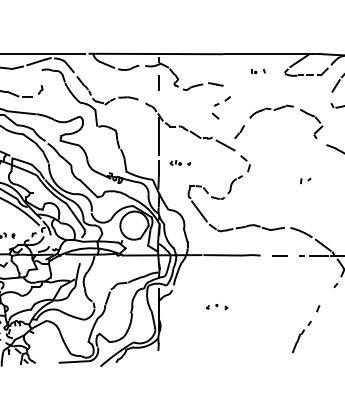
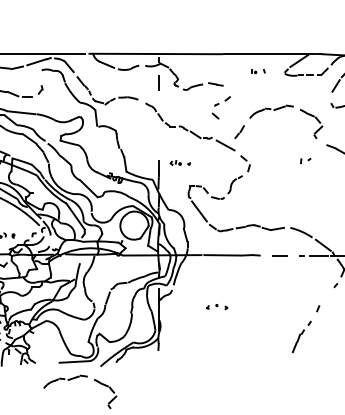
line: present -> none (159, 136)
part position: (305, 180) -> (305, 160) (305, 160)
part: none -> present (76, 378)
